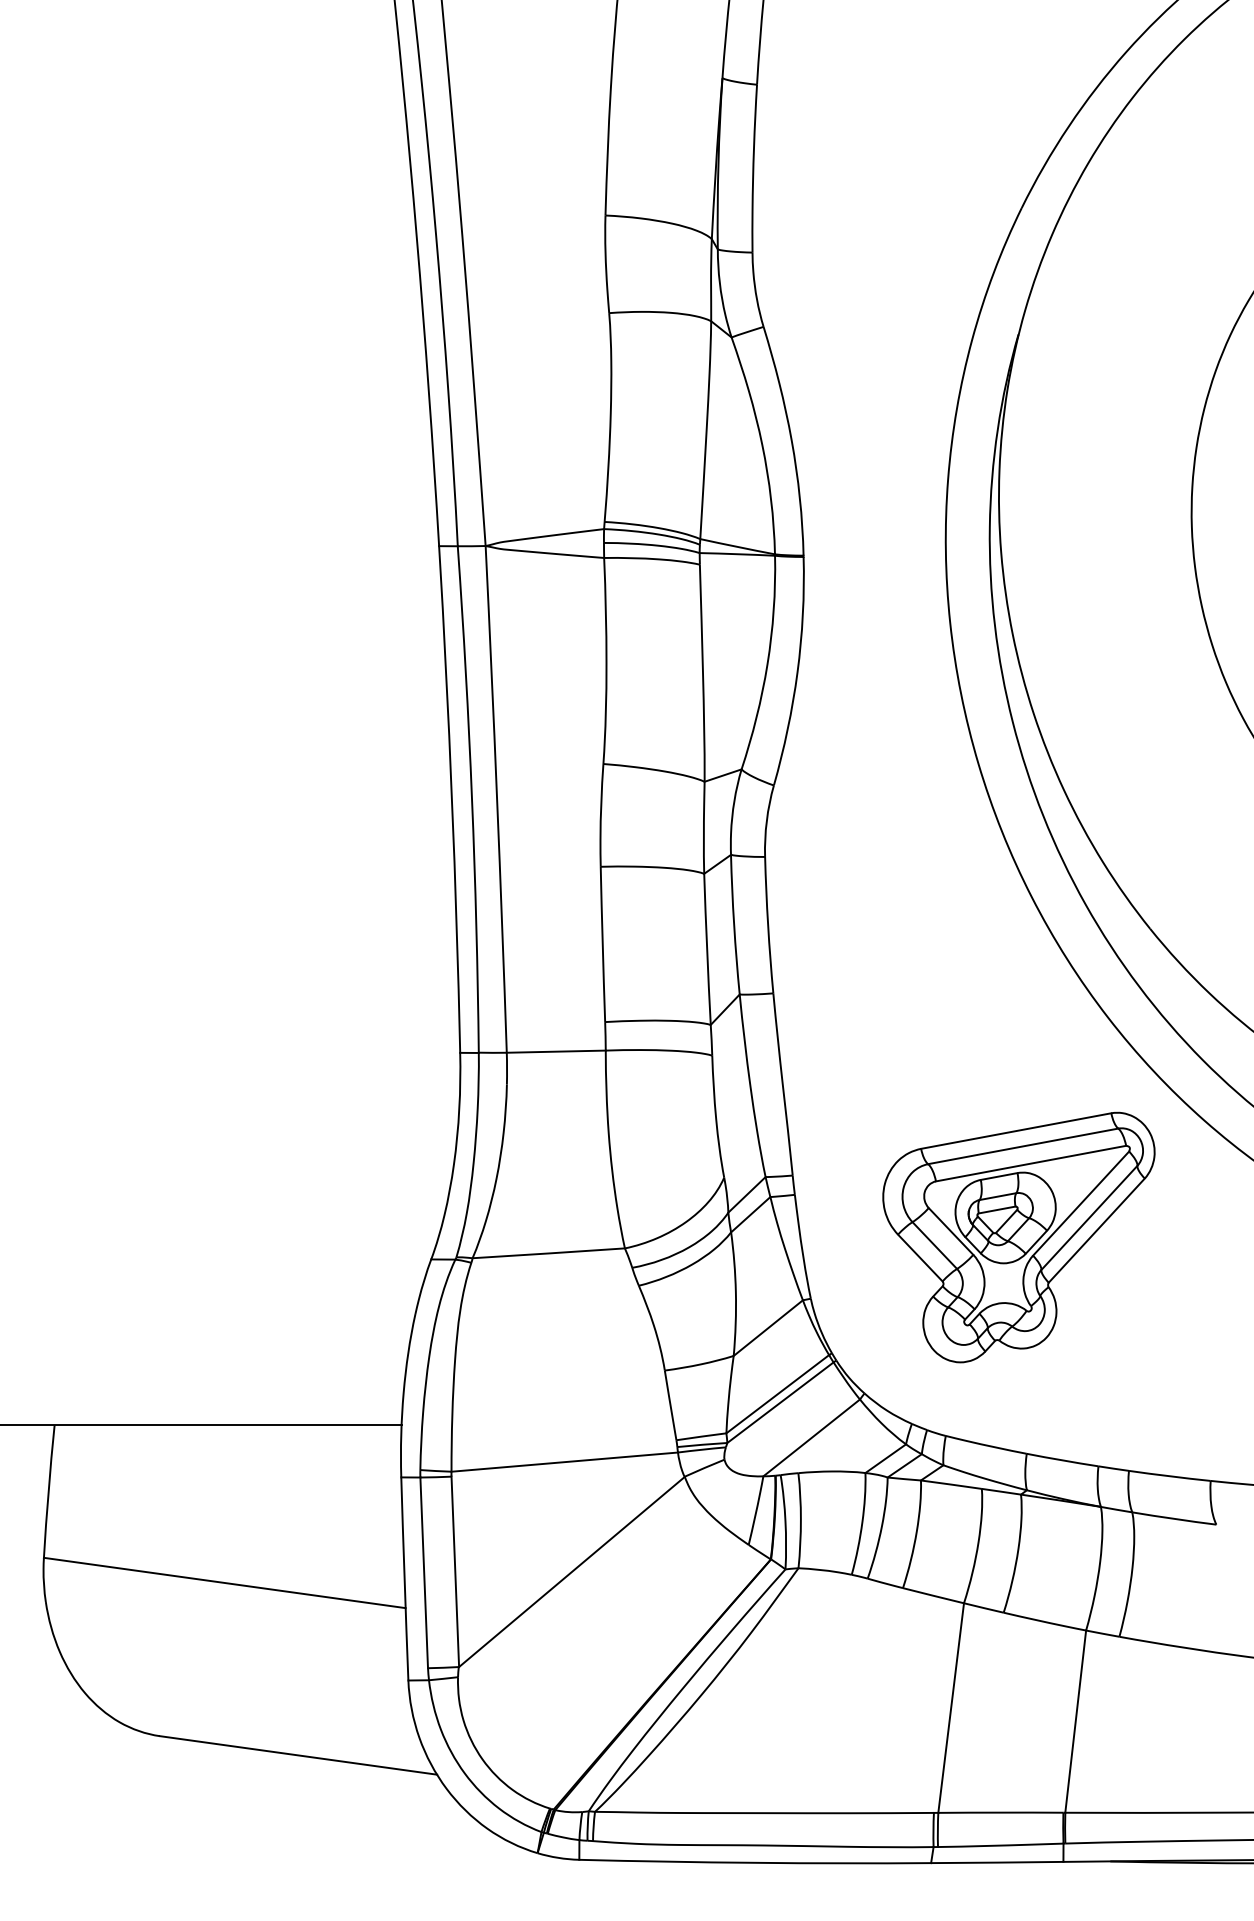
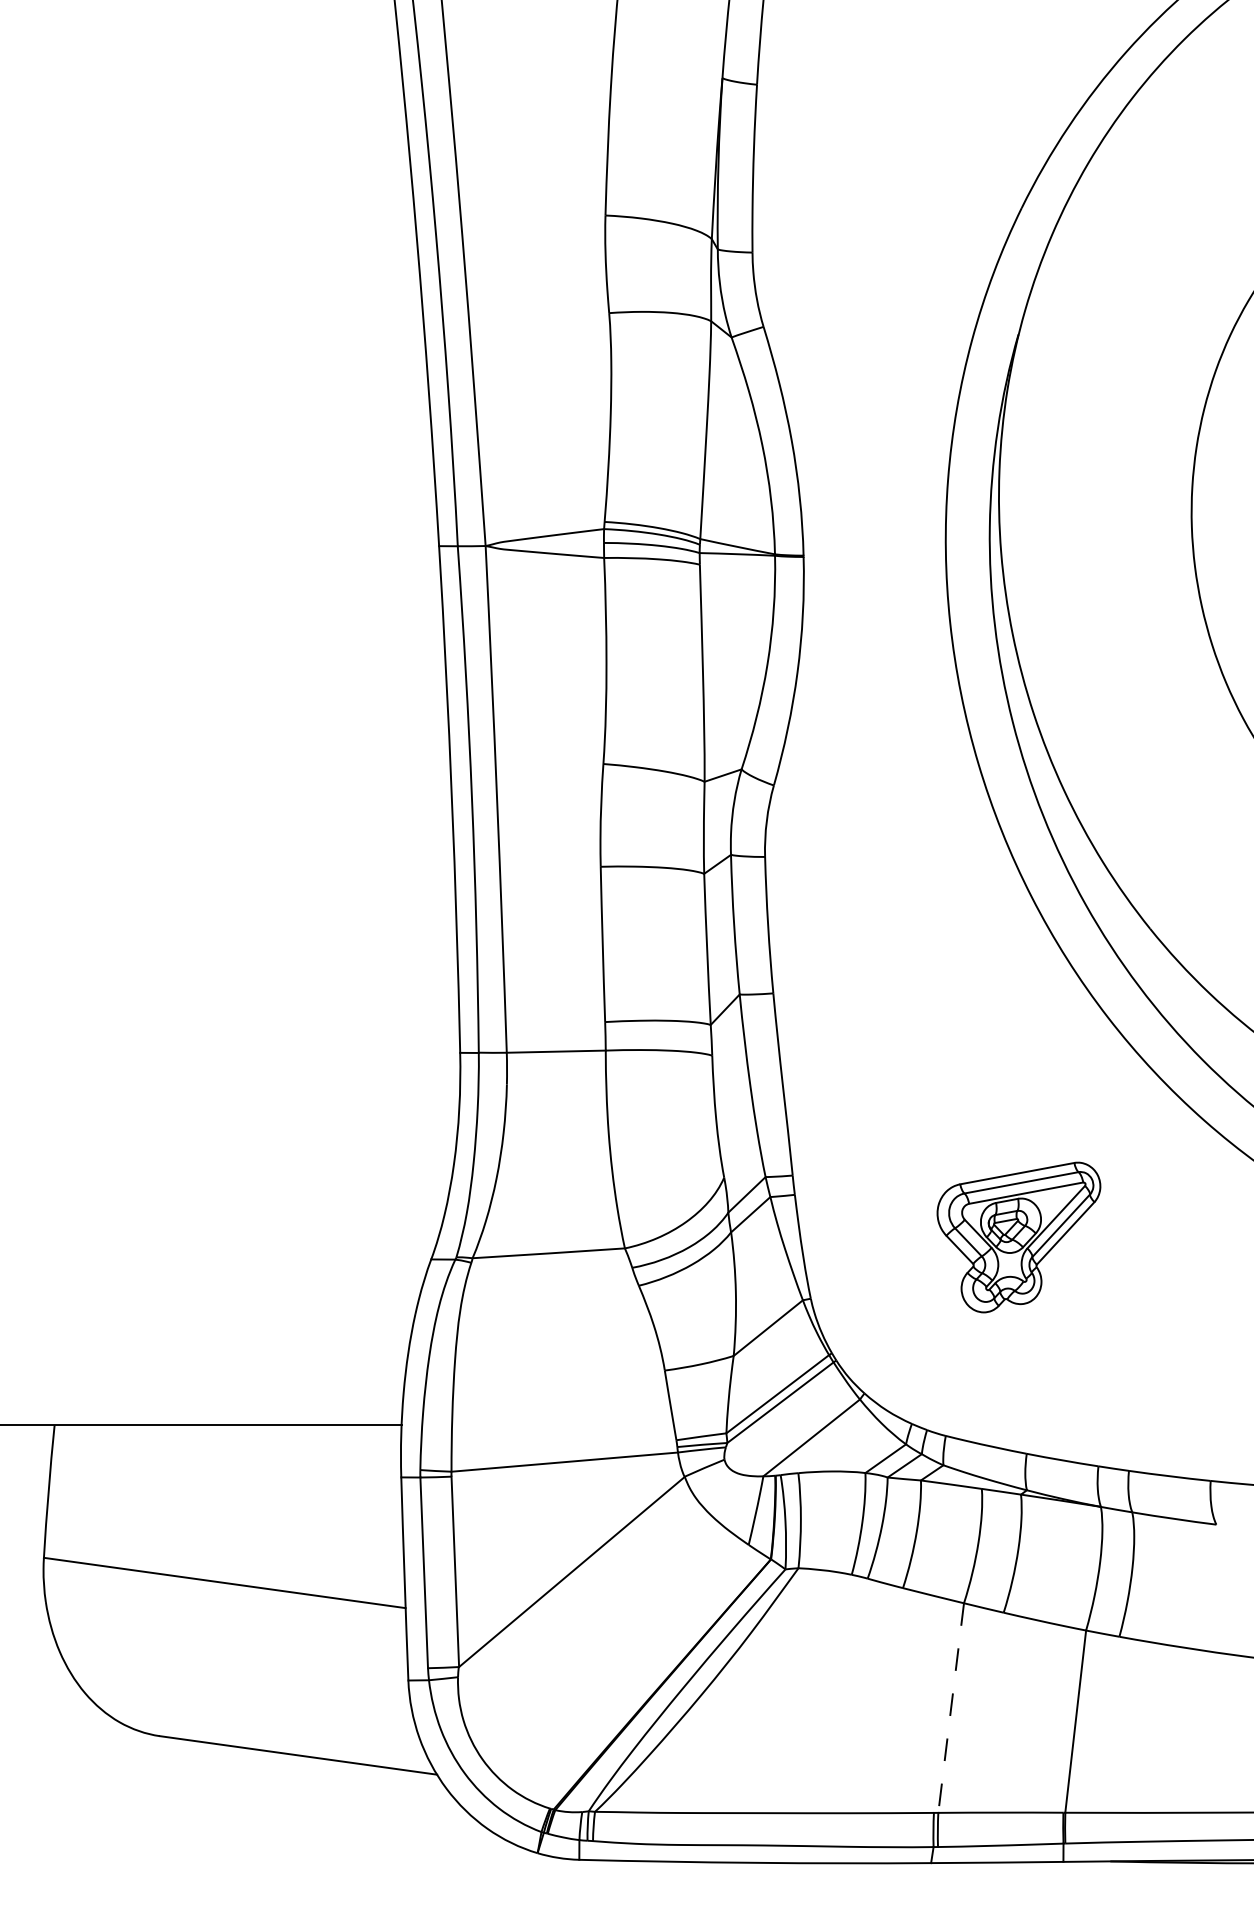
part size: 274x253 px -> 166x153 px (1018, 1237)
line: solid -> dashed (951, 1708)
